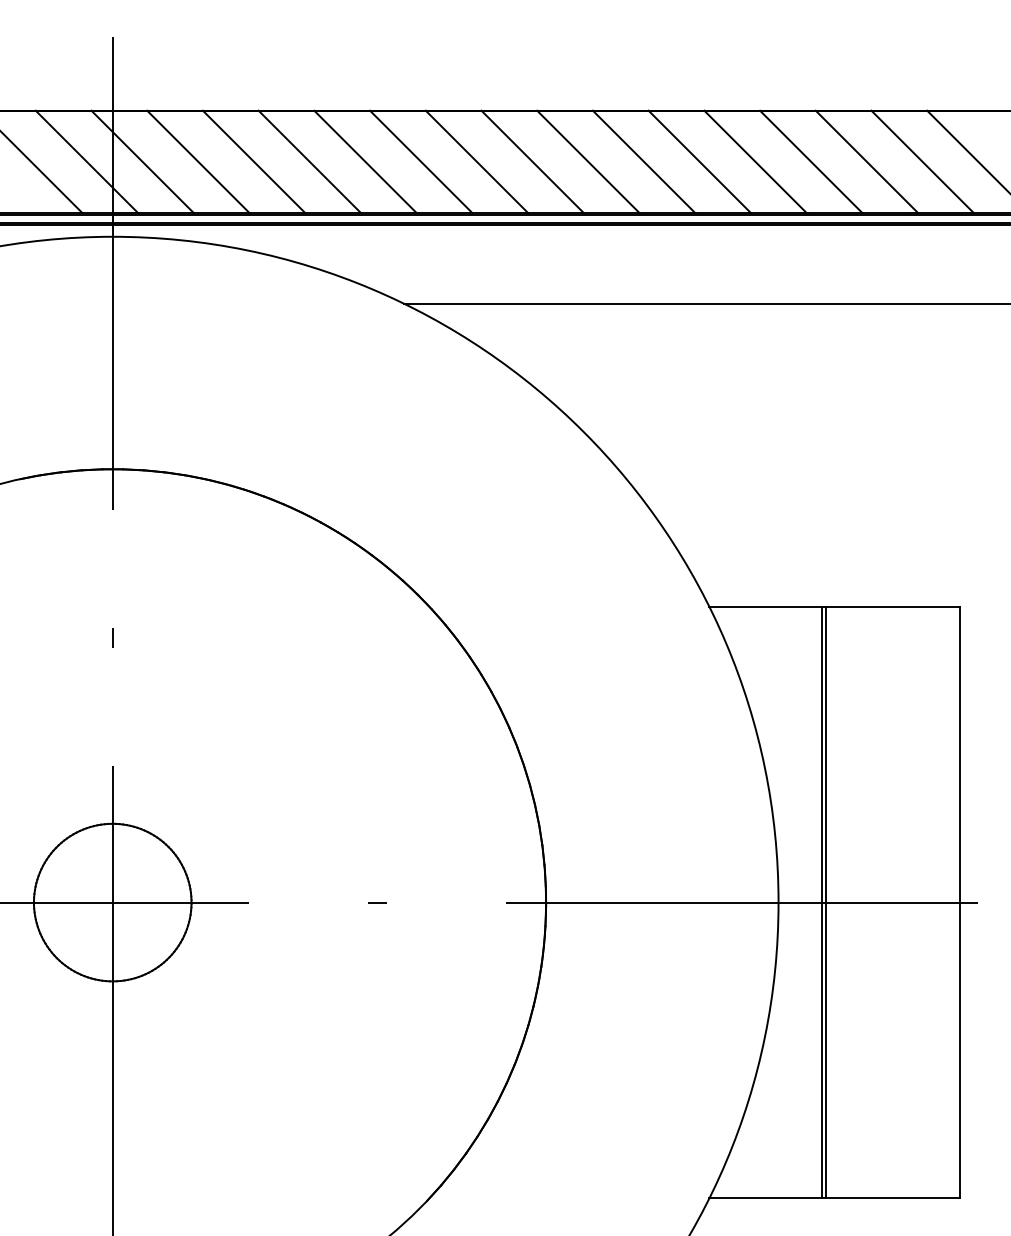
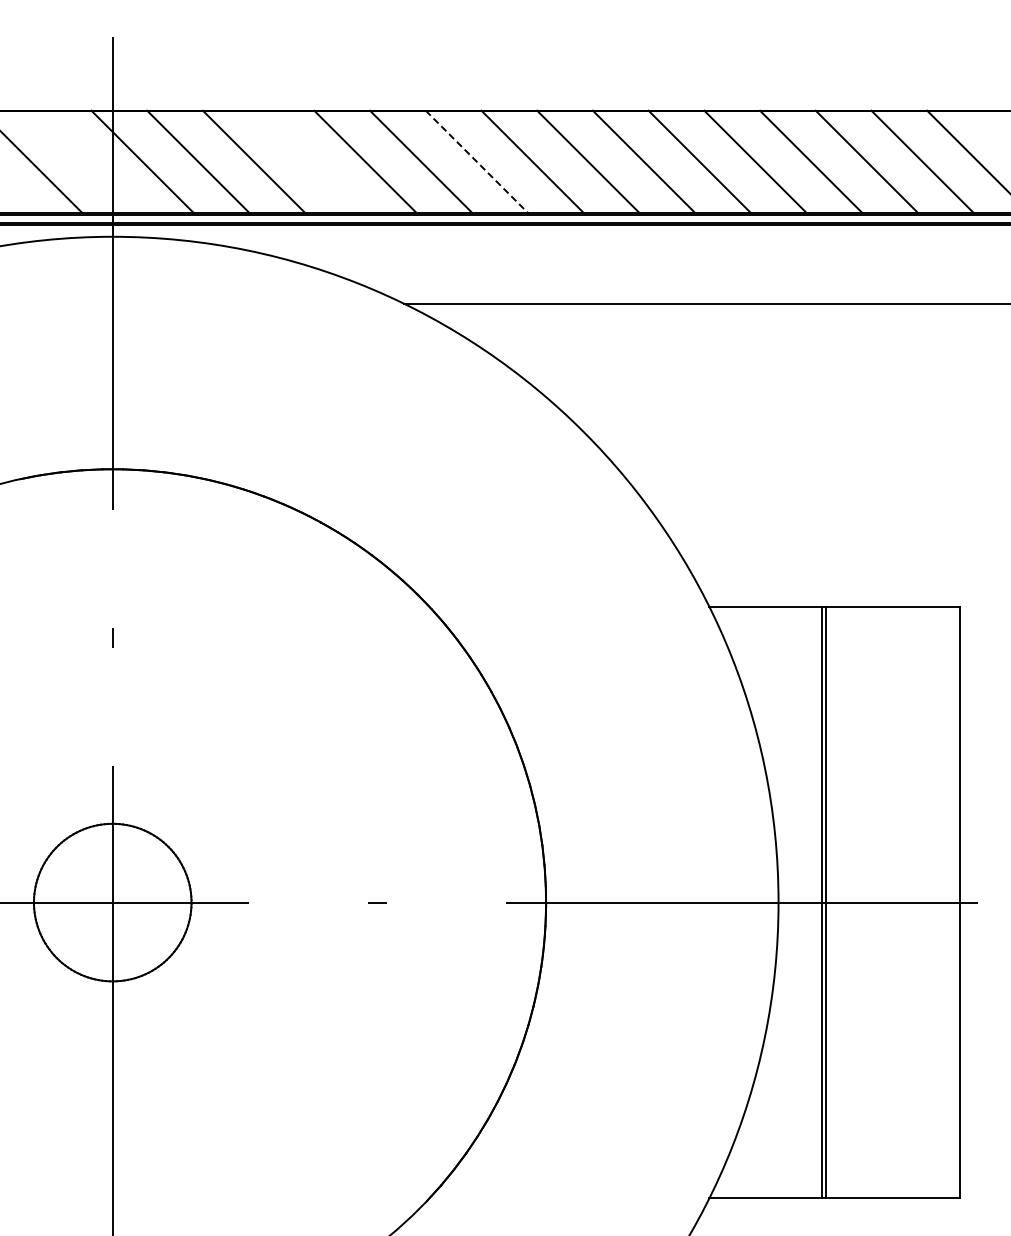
line: present -> none (86, 161)
line: present -> none (309, 161)
line: solid -> dashed (477, 162)
